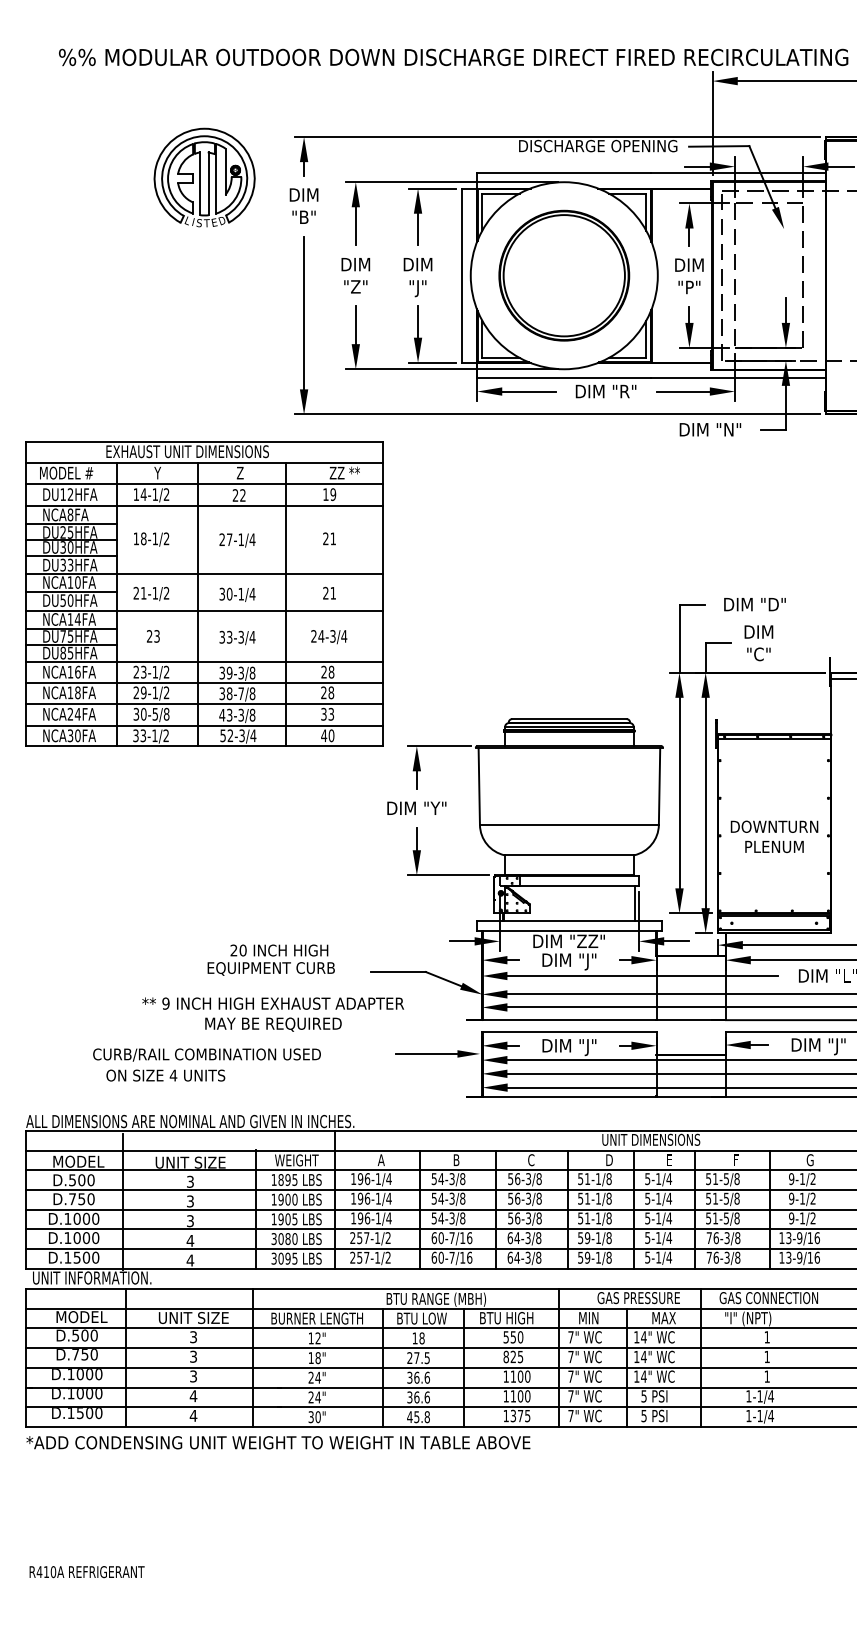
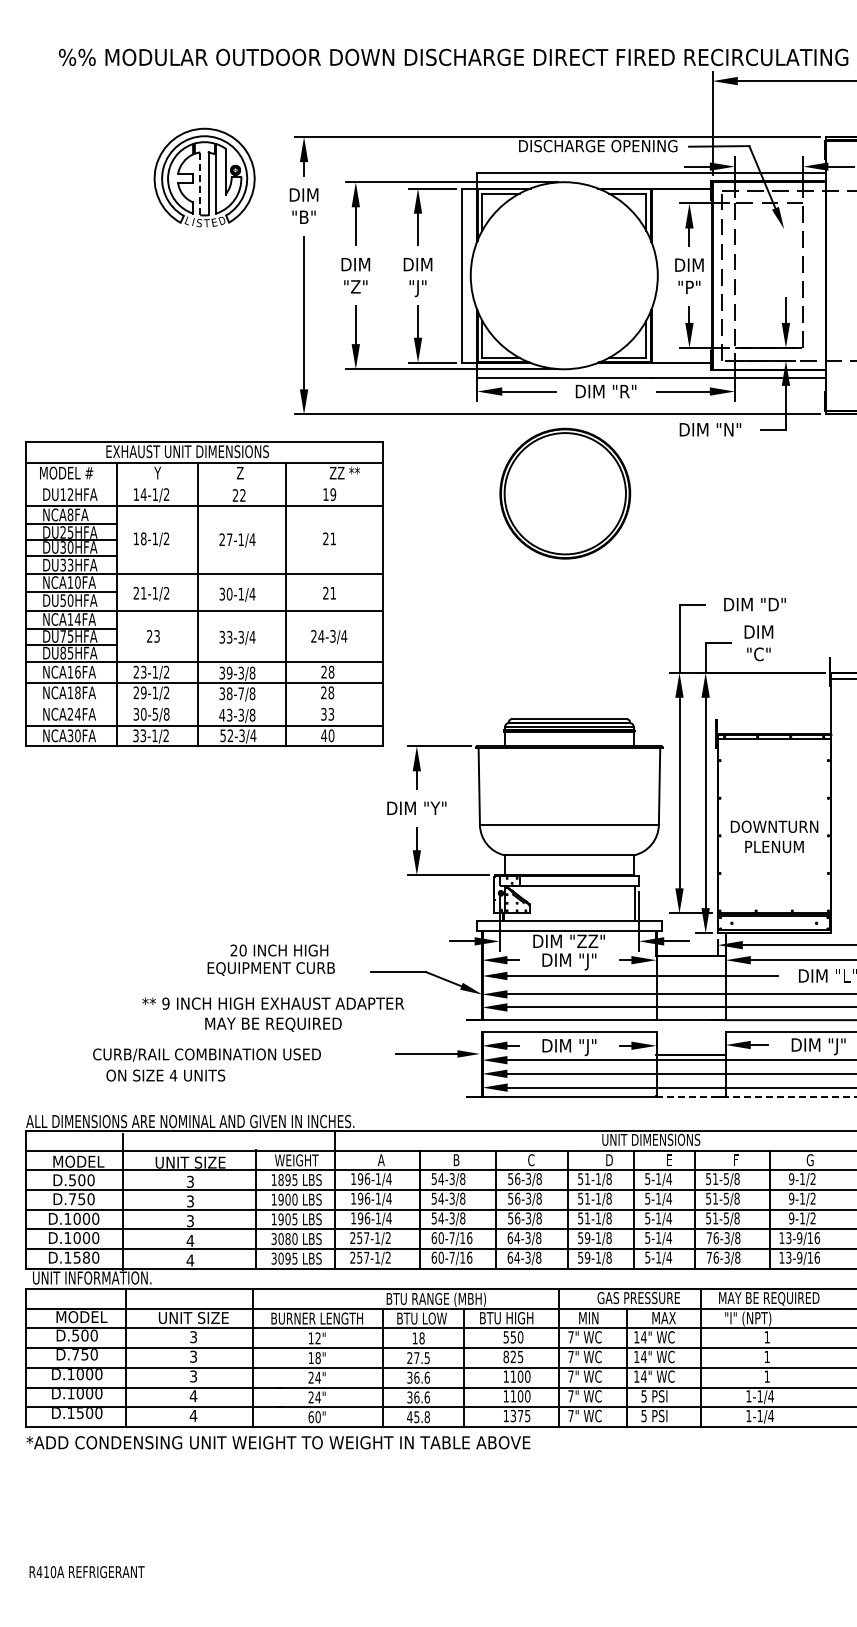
line: solid -> dashed (200, 183)
part position: (564, 275) -> (565, 493) (565, 493)
line: present -> none (203, 484)
line: present -> none (203, 704)
line: solid -> dashed (757, 1096)
text: D.1500 -> D.1580 (86, 1257)
text: GAS CONNECTION -> MAY BE REQUIRED (769, 1298)
text: 30" -> 60" (310, 1417)
